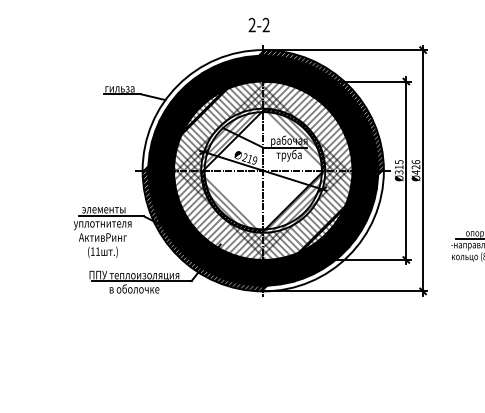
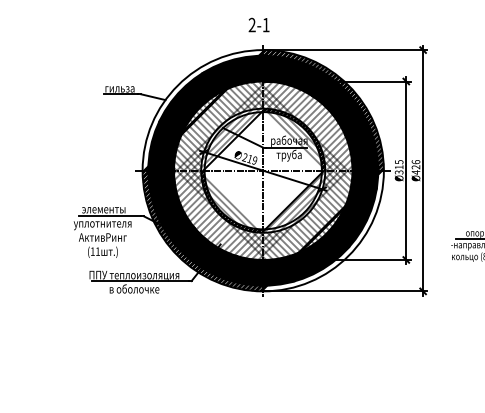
text: 2-2 -> 2-1 (265, 24)
